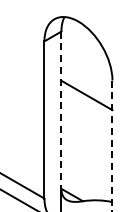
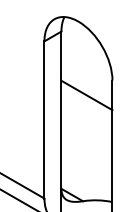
line: dashed -> solid (61, 110)
line: dashed -> solid (112, 146)
